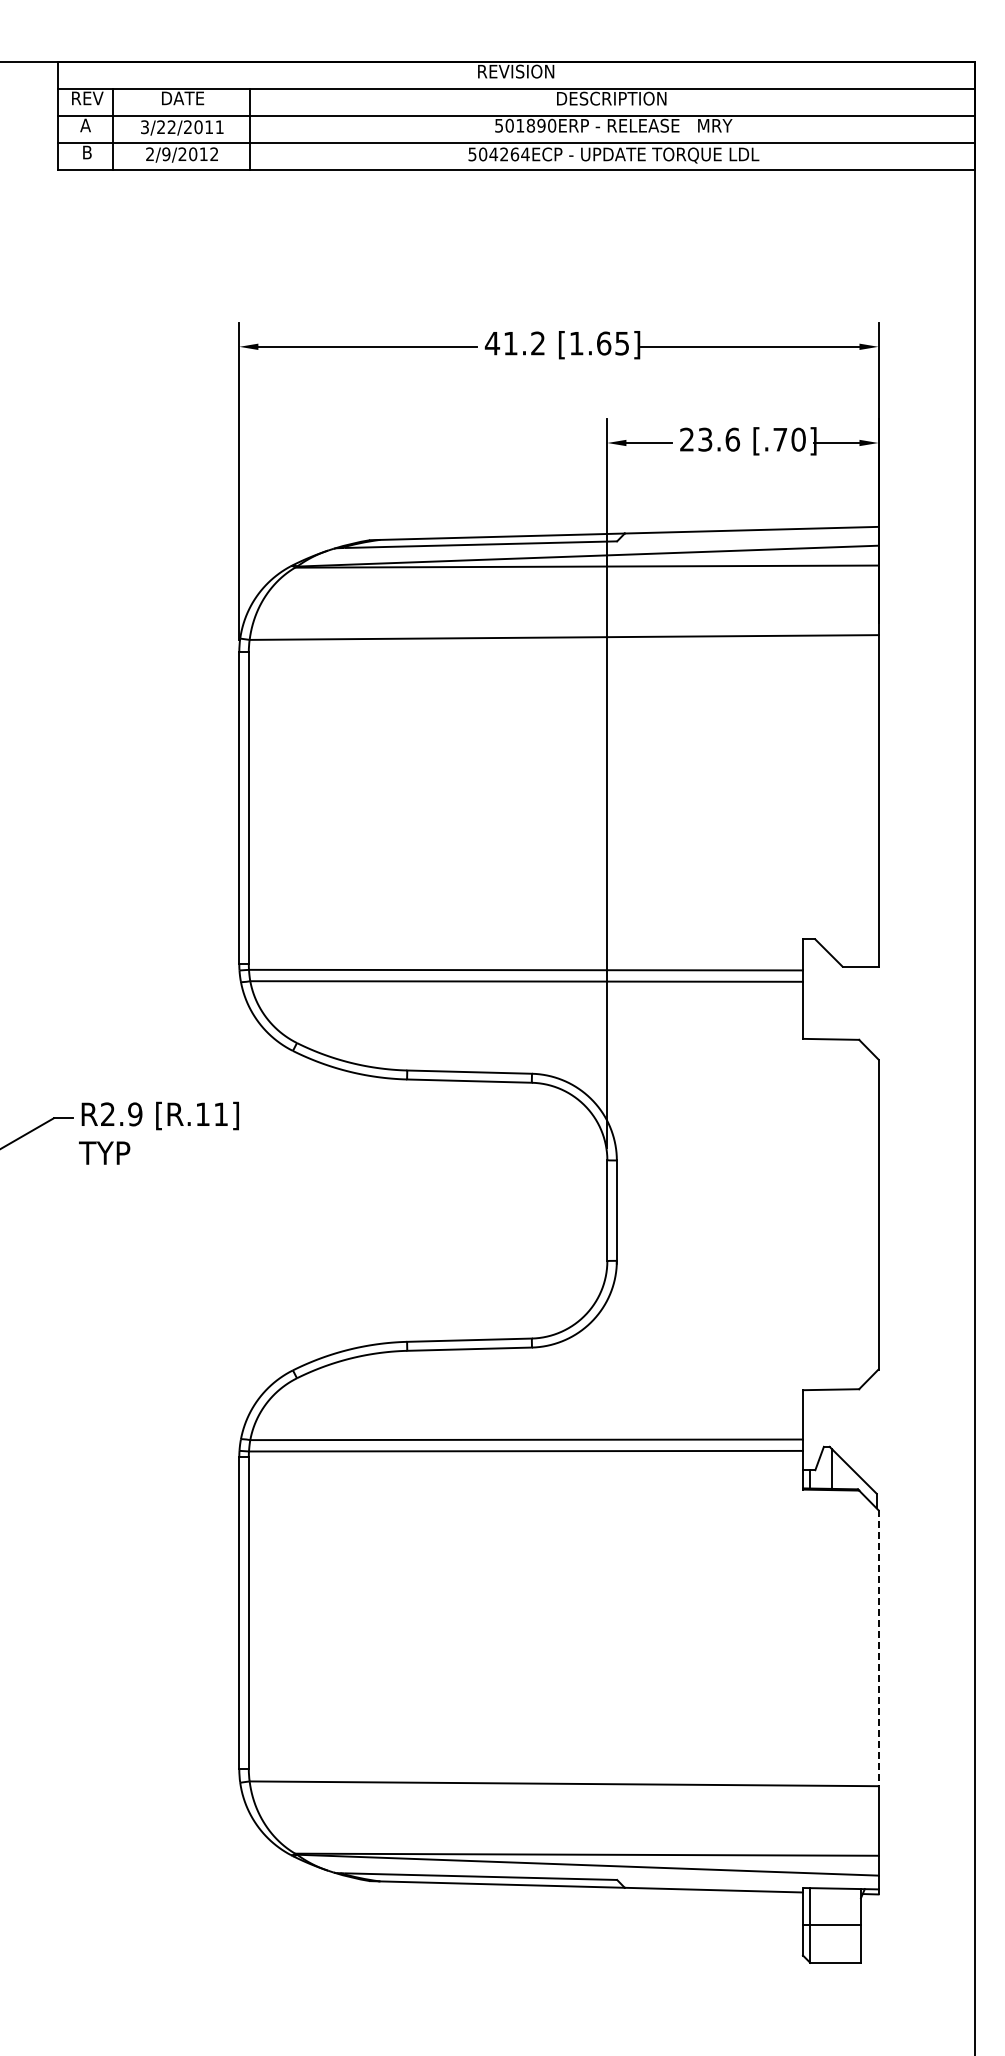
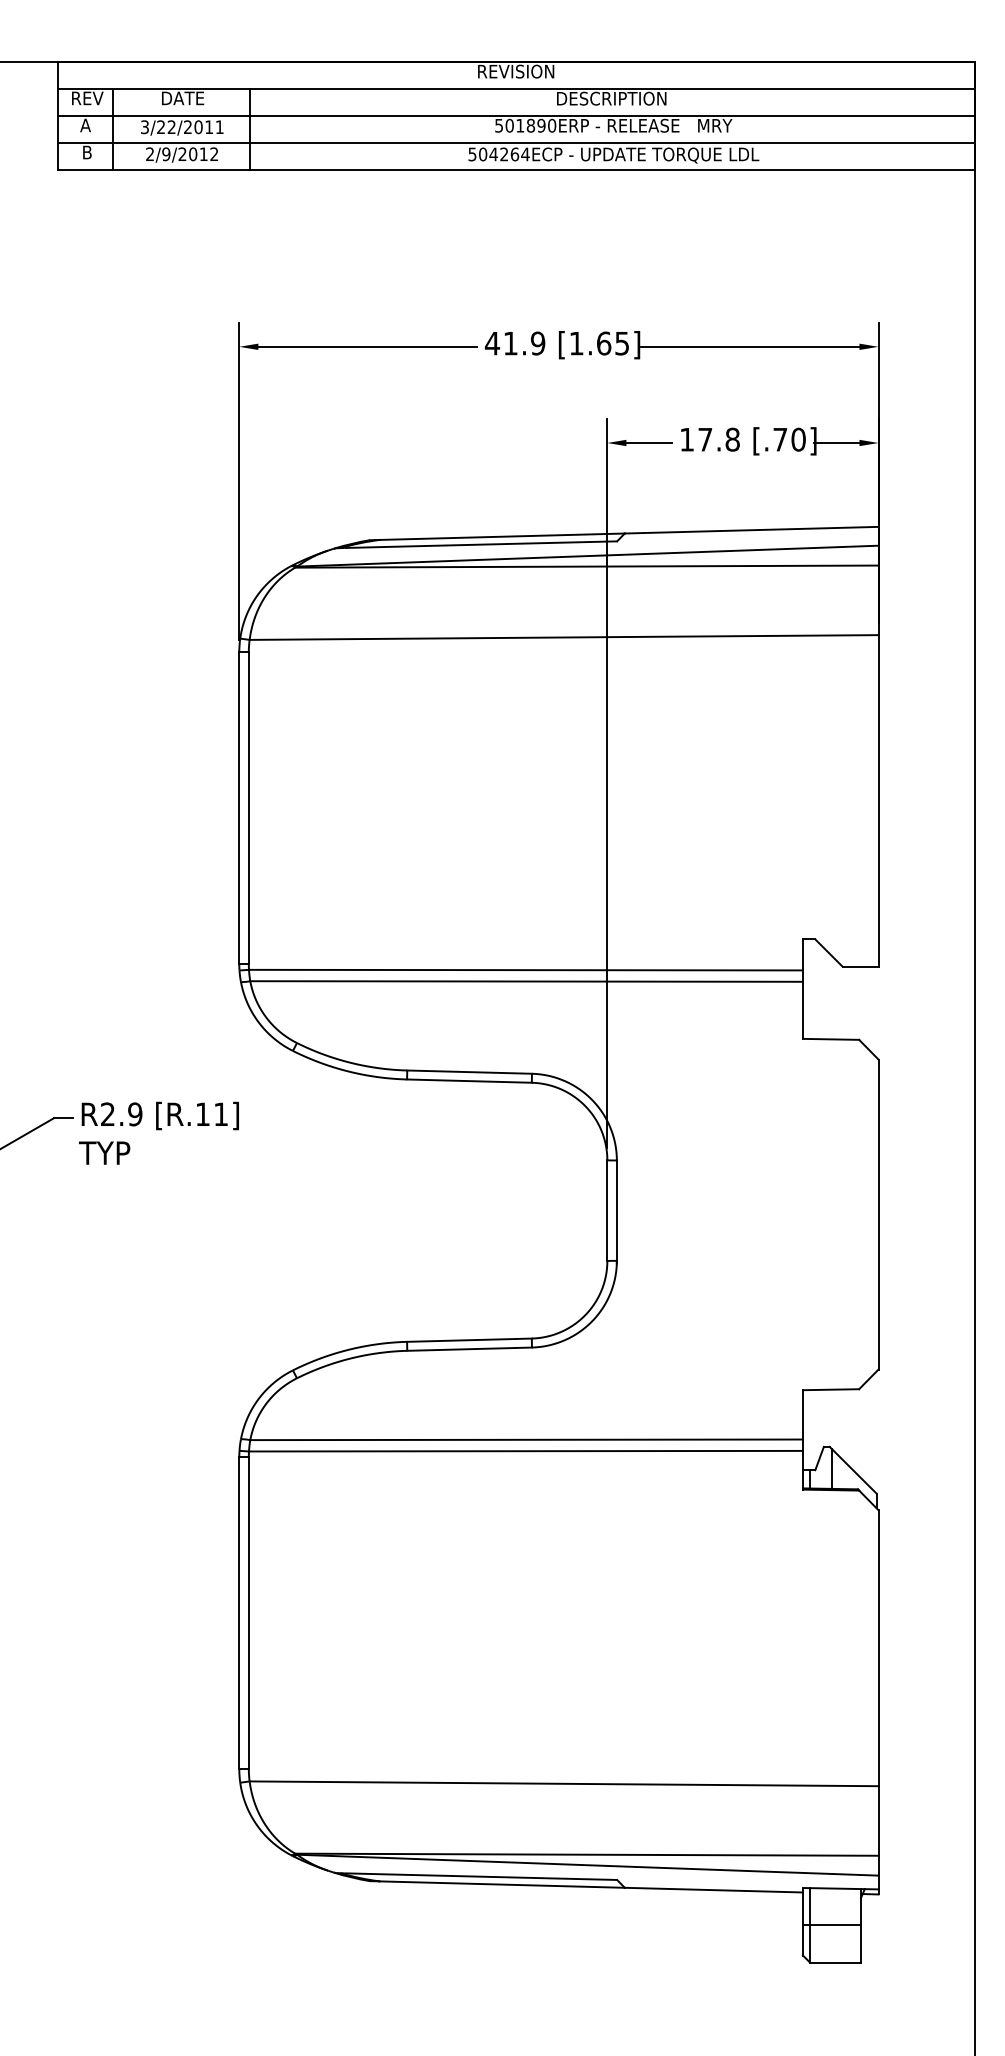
text: 41.2 -> 41.9 (537, 343)
text: 23.6 -> 17.8 (710, 439)
line: dashed -> solid (878, 1648)
